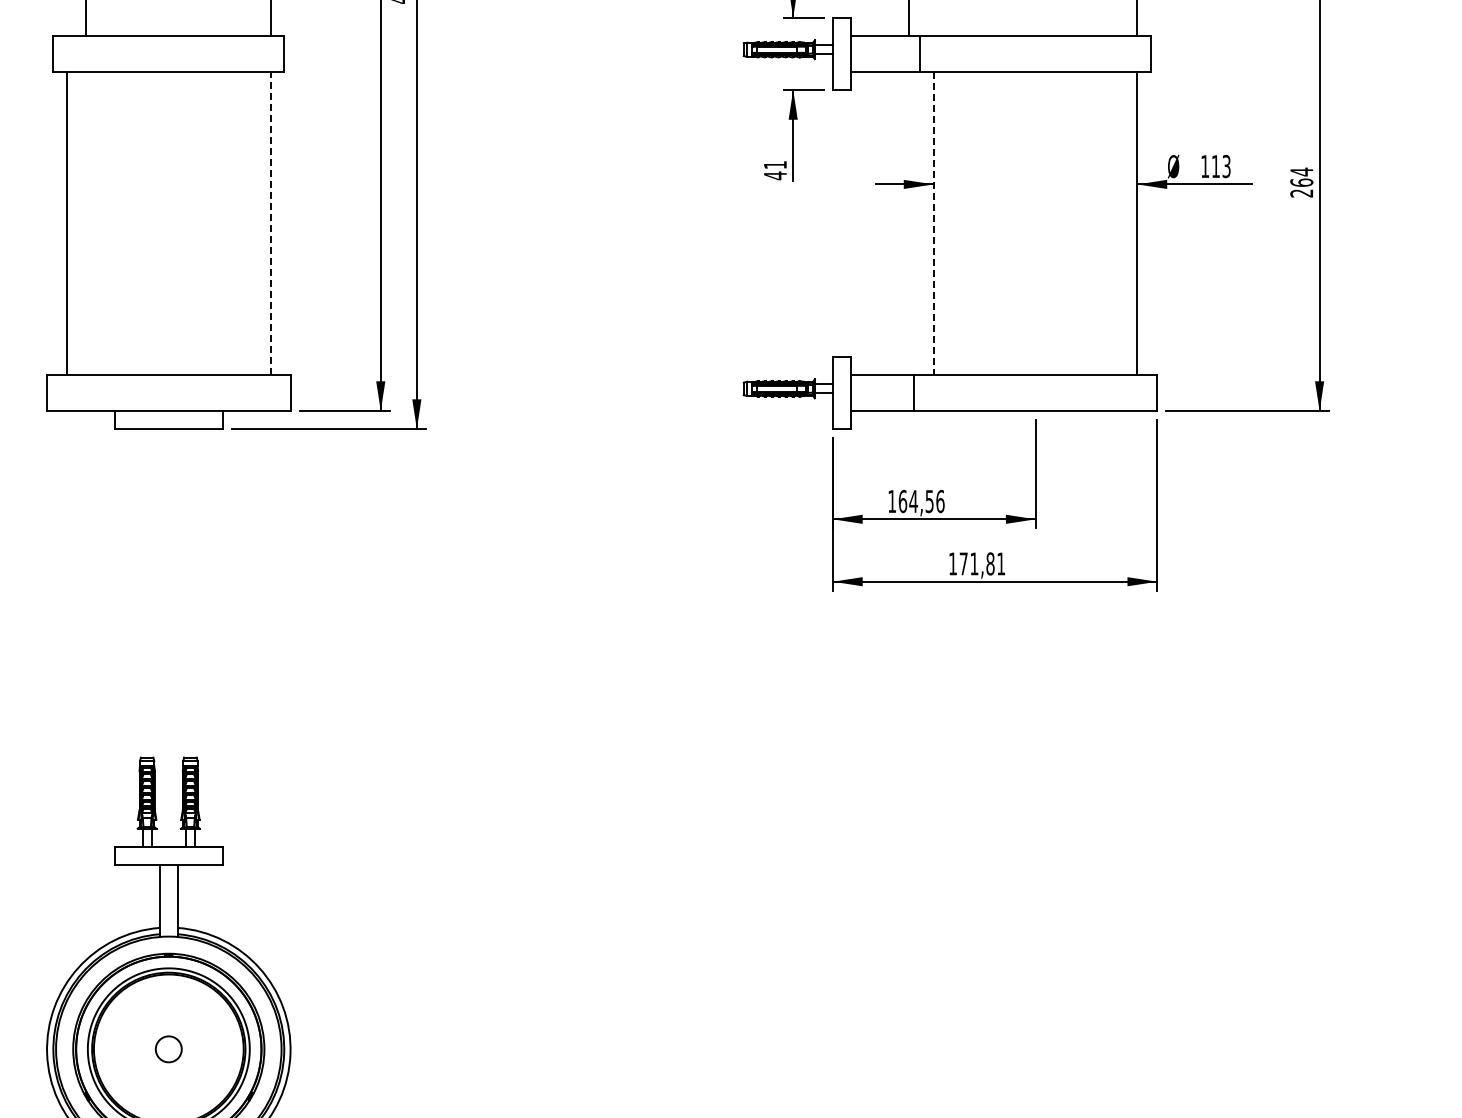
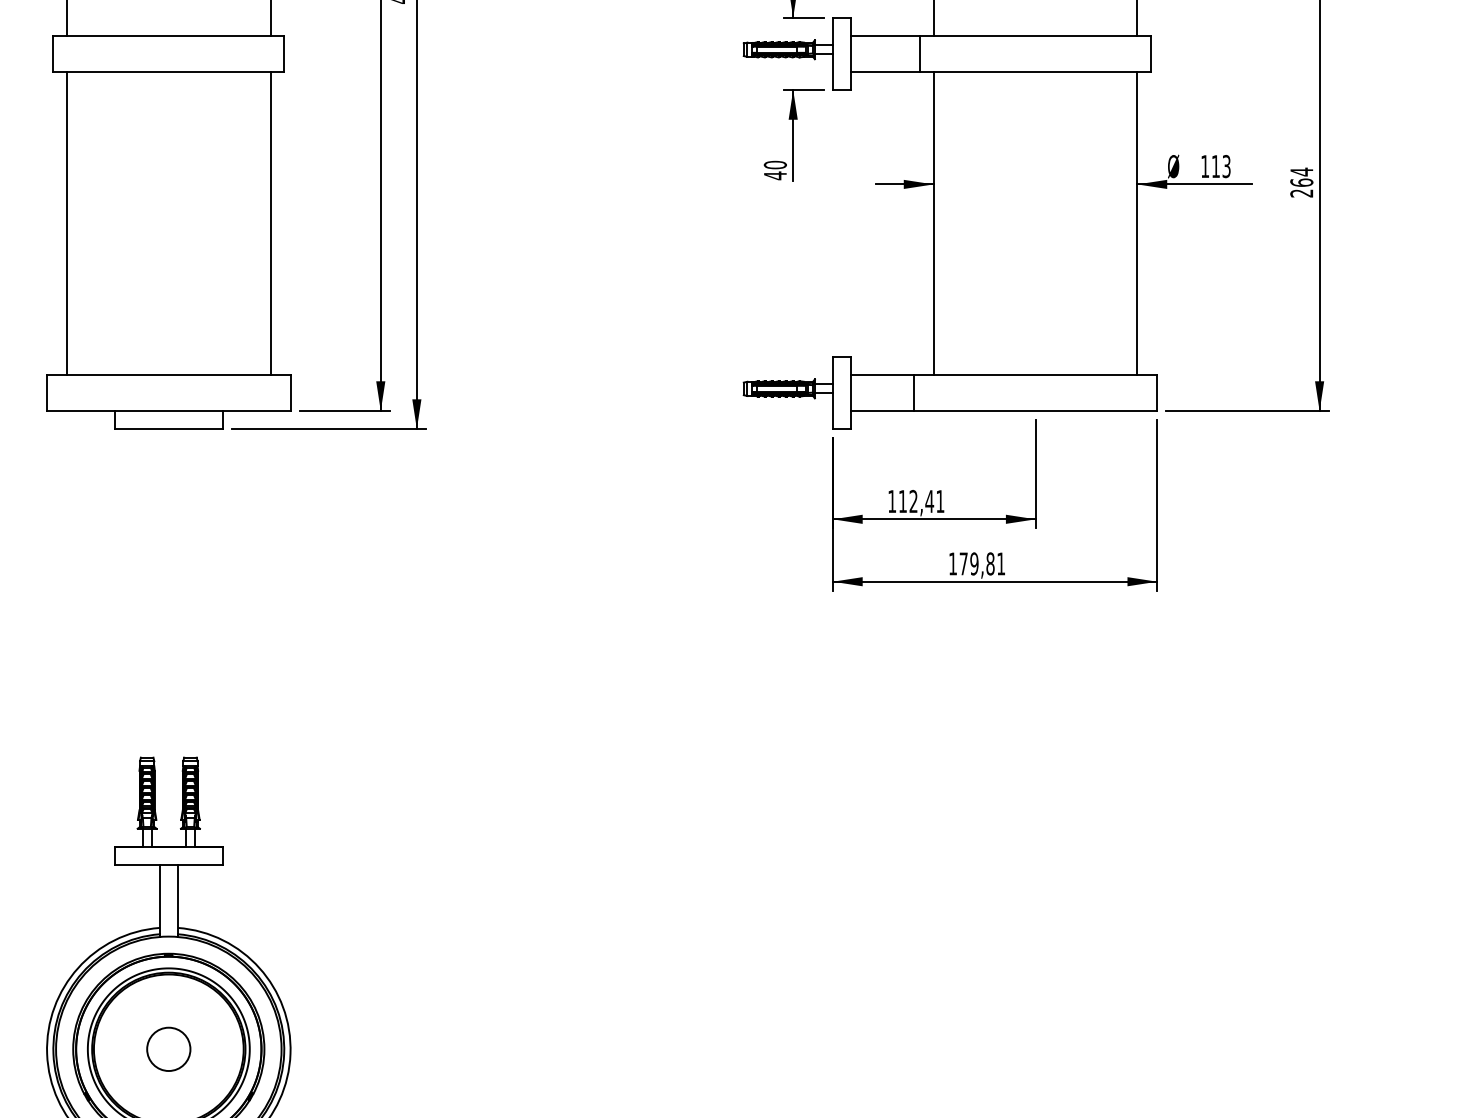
line position: (85, 18) -> (66, 18) (66, 18)
line position: (908, 18) -> (933, 18) (933, 18)
text: 41 -> 40 (774, 164)
line: dashed -> solid (270, 223)
line: dashed -> solid (933, 223)
text: 164,56 -> 112,41 (921, 501)
text: 171,81 -> 179,81 (974, 563)
circle diameter: 26 px -> 43 px (168, 1049)
